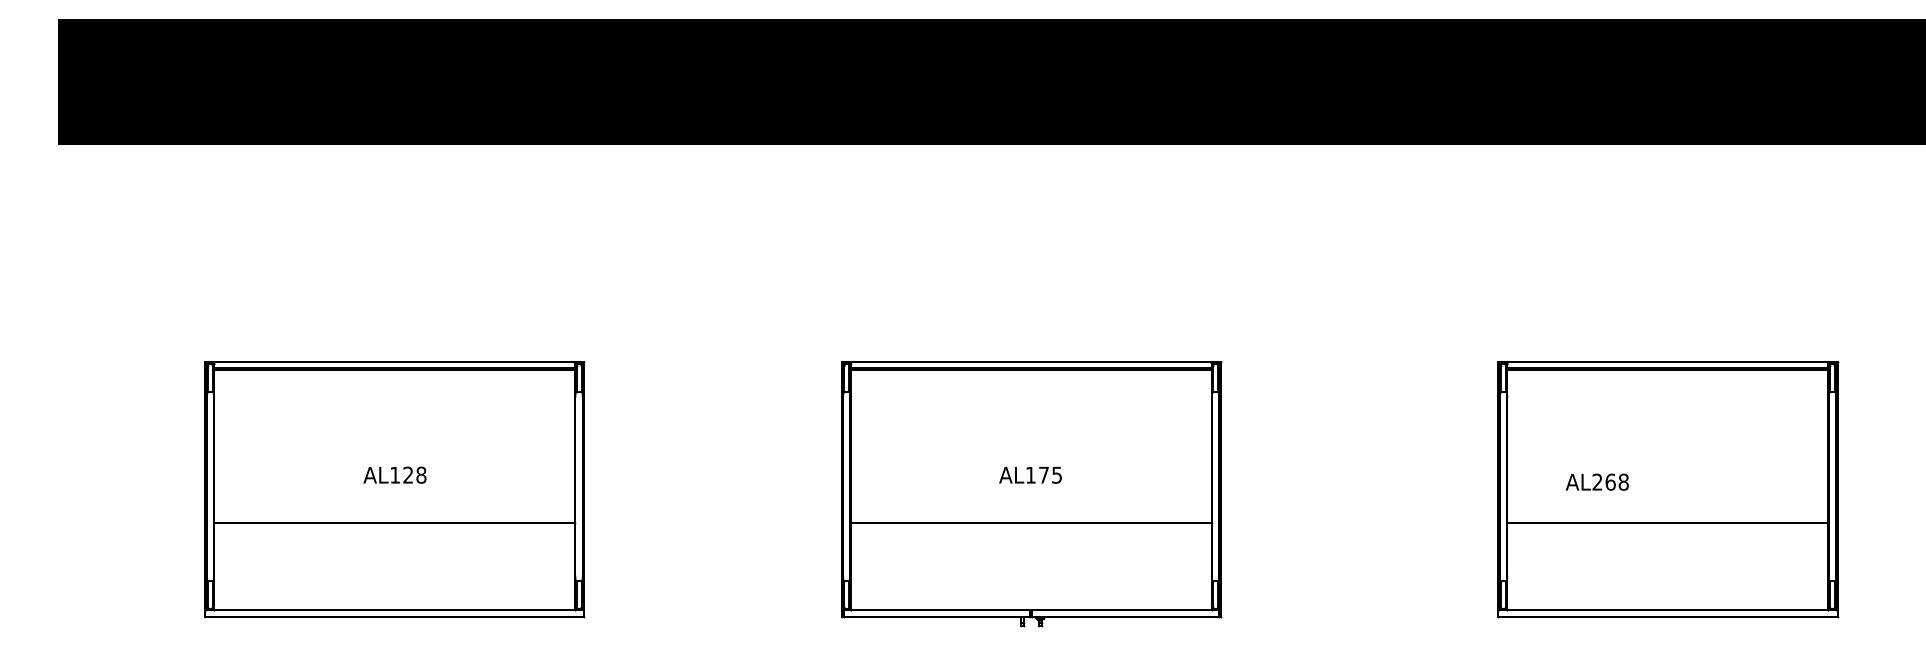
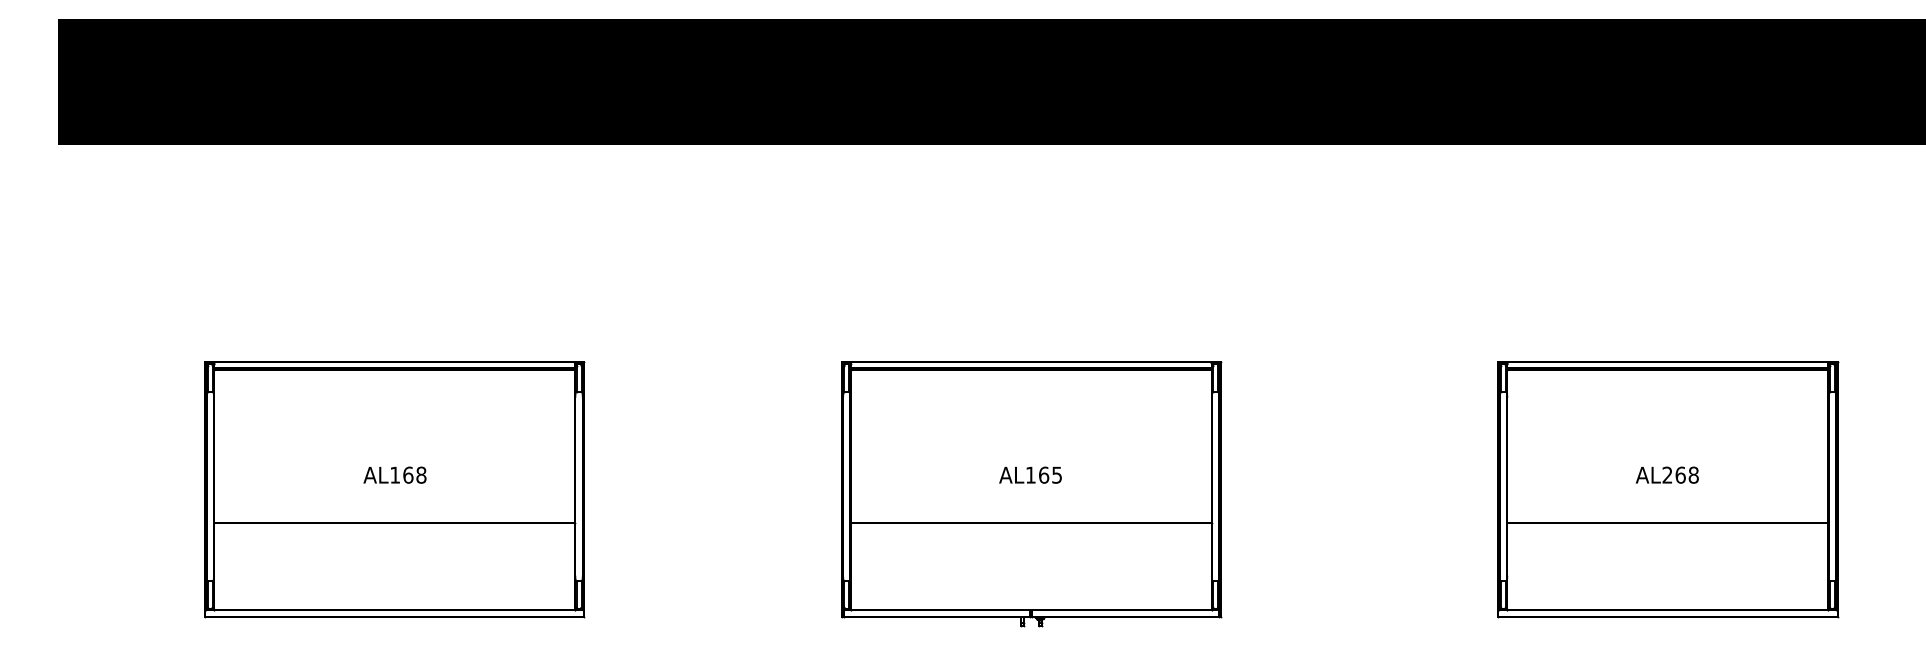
text: AL128 -> AL168 (408, 474)
text: AL175 -> AL165 (1044, 474)
text position: (1596, 481) -> (1666, 474) (1666, 474)
